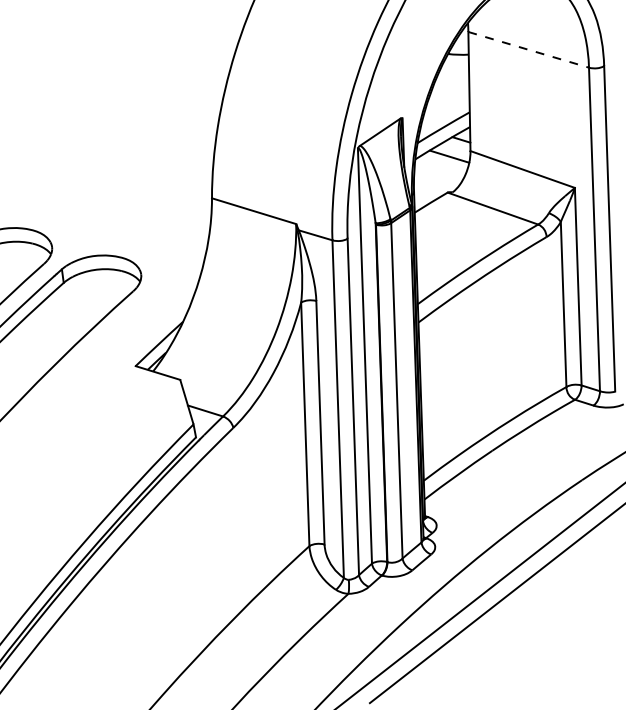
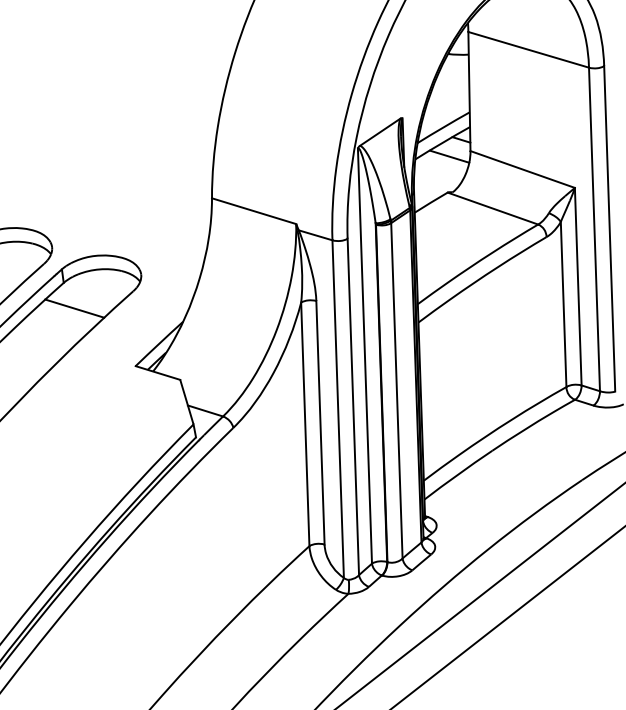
line: dashed -> solid (528, 49)
line: none -> present (74, 308)
line position: (495, 604) -> (508, 617) (508, 617)
